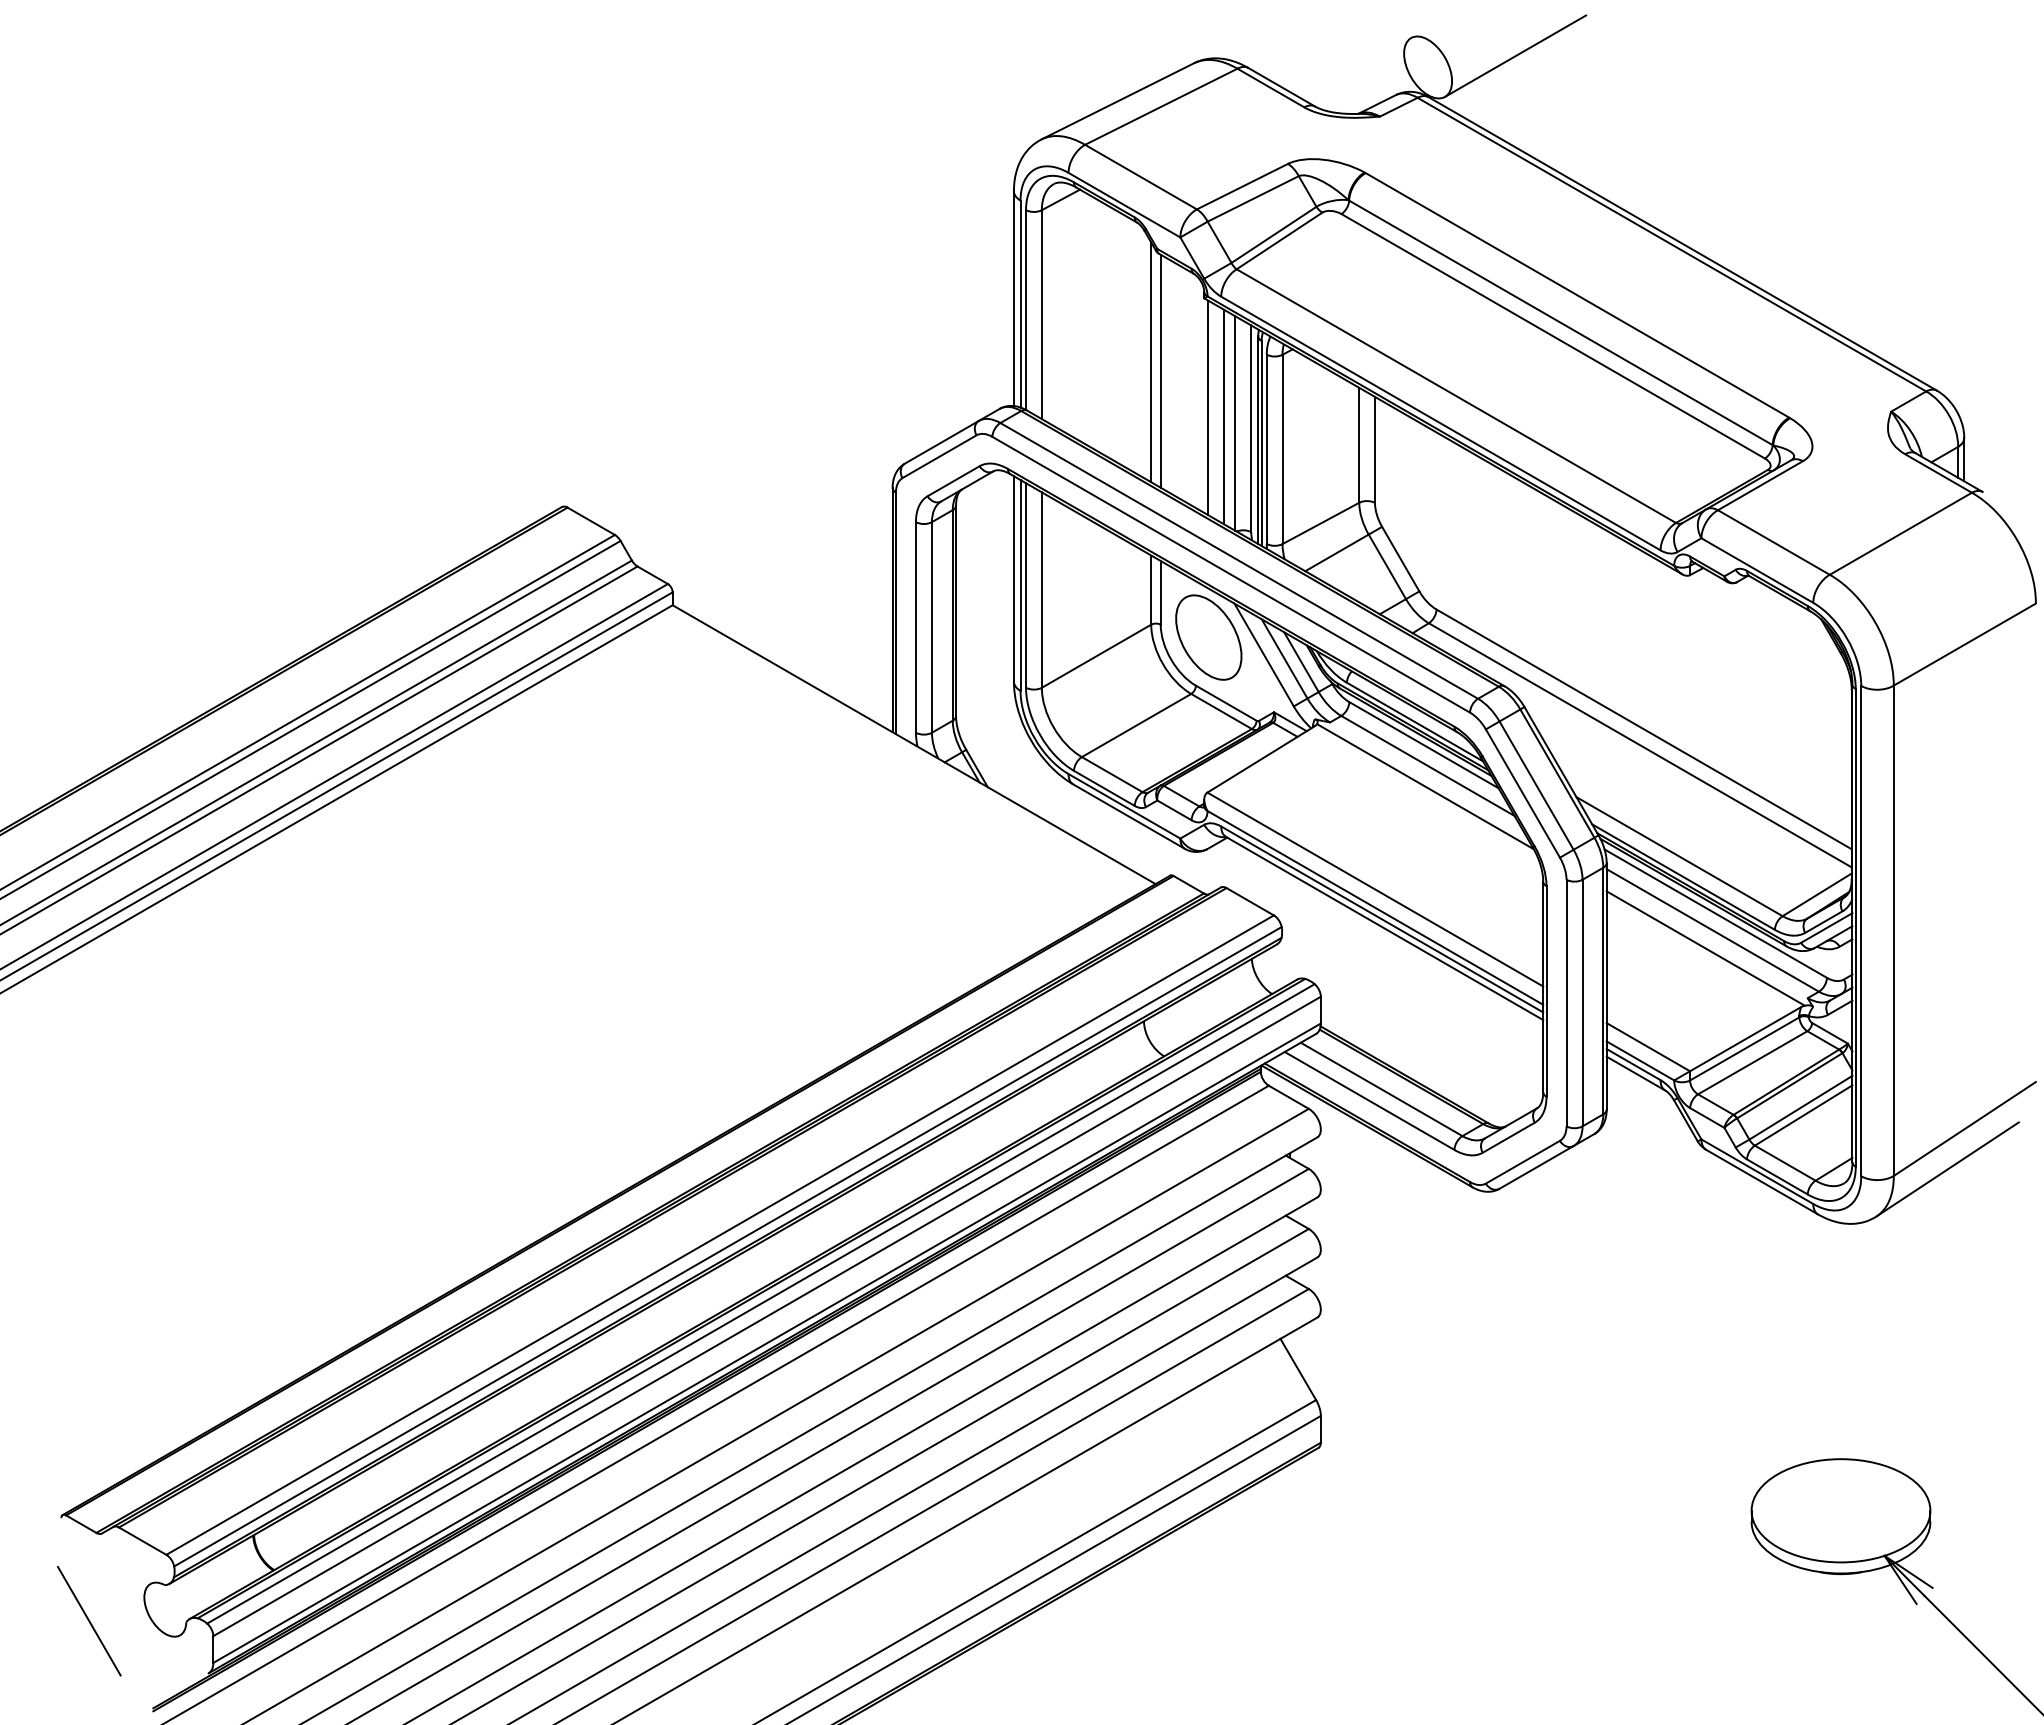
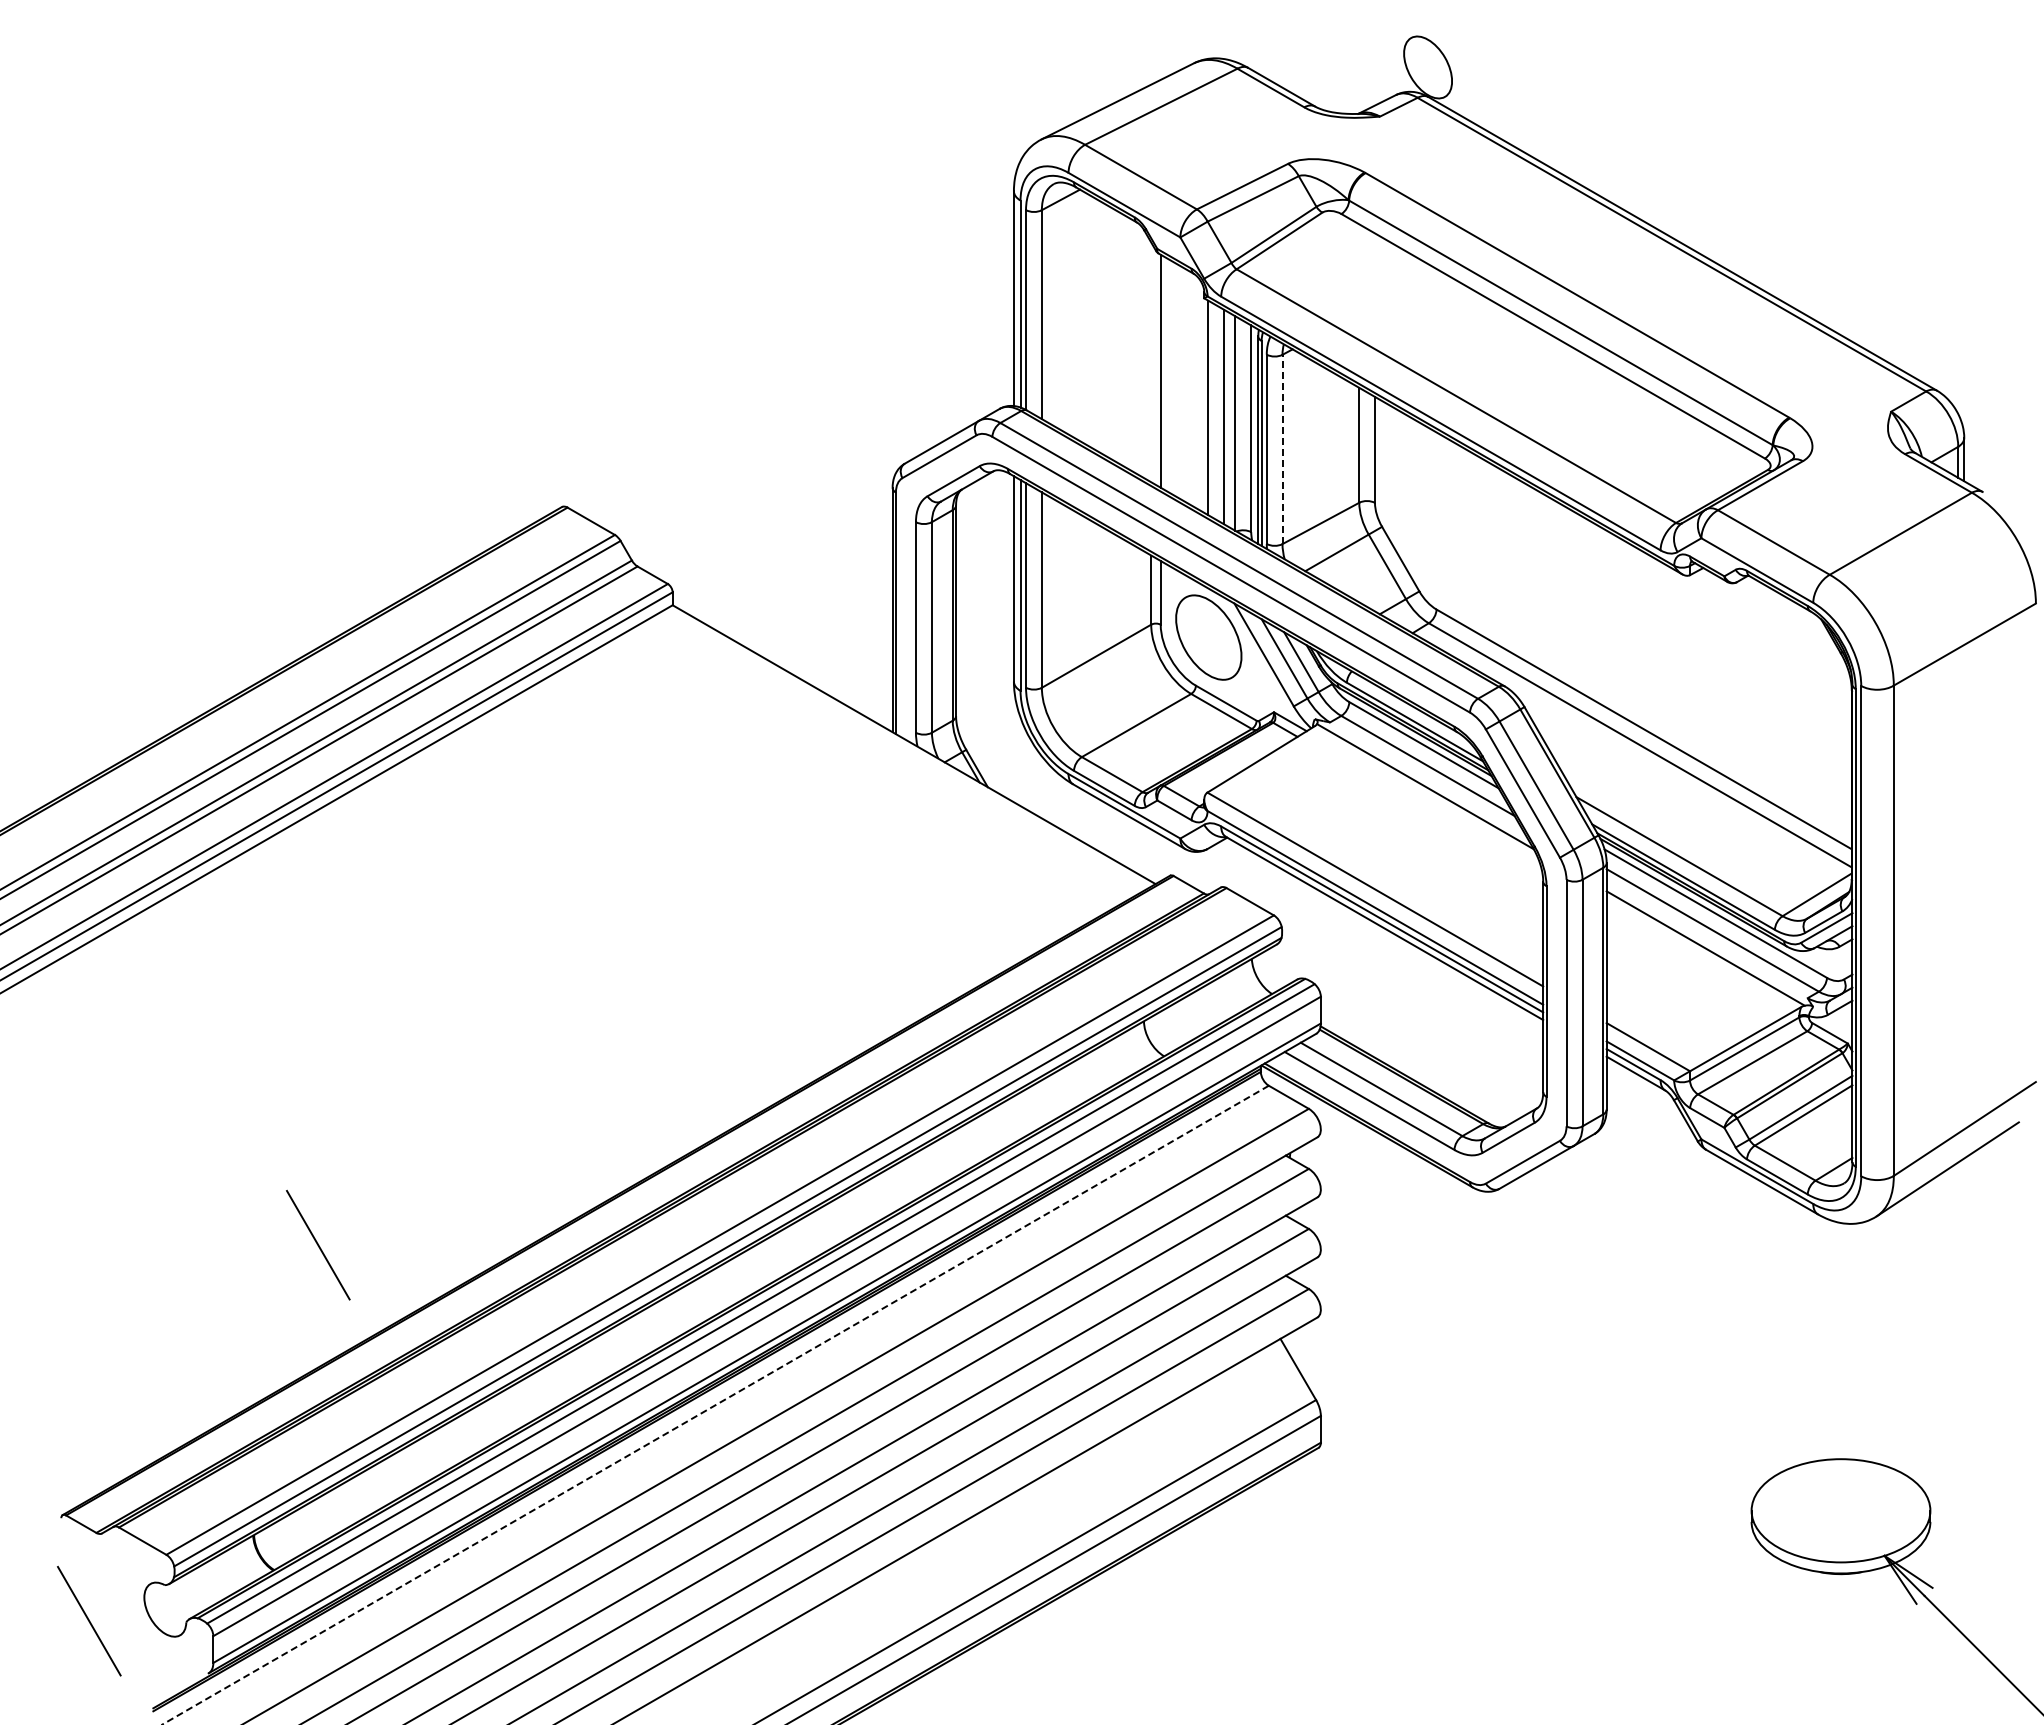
line: present -> none (1515, 55)
line: present -> none (1151, 362)
line: solid -> dashed (1282, 449)
line: none -> present (318, 1245)
line: solid -> dashed (715, 1405)
